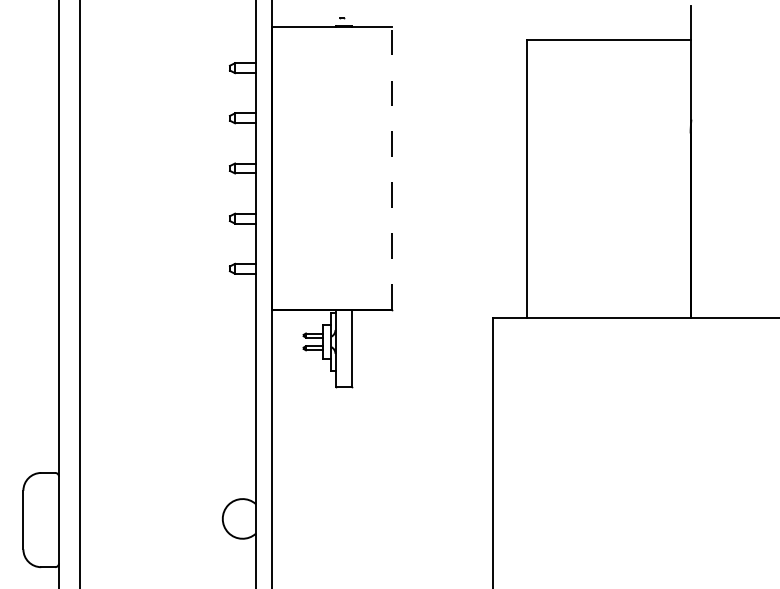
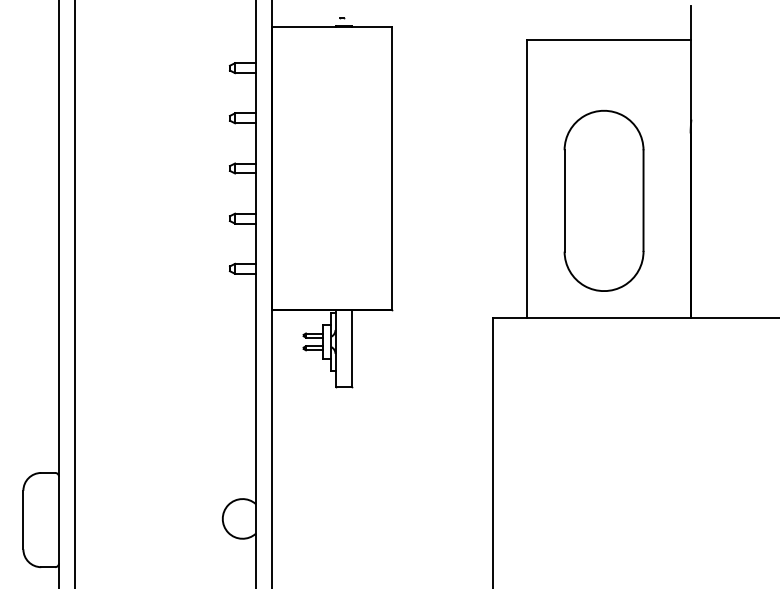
line: dashed -> solid (392, 167)
part: none -> present (603, 200)
line position: (80, 293) -> (75, 293) (75, 293)
